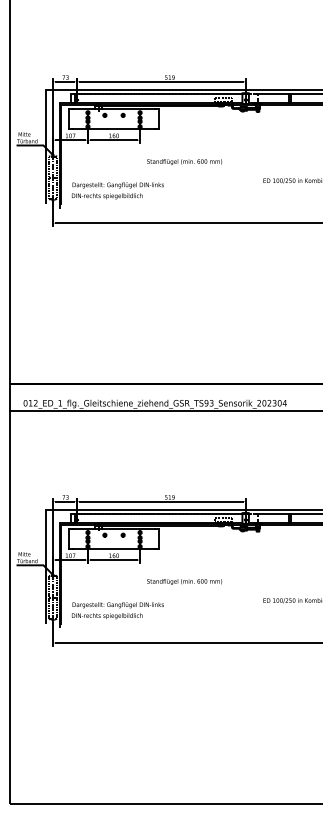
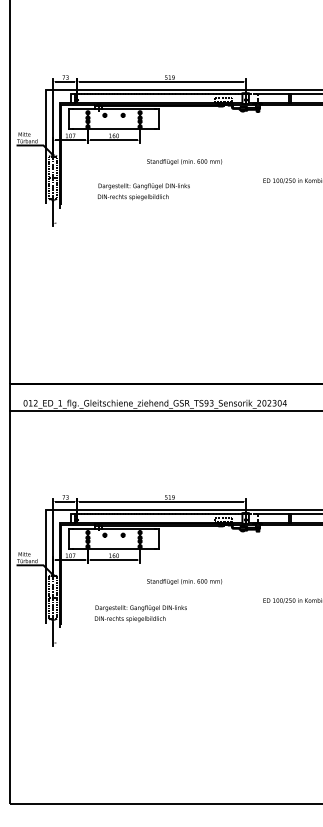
text position: (117, 190) -> (143, 191) (143, 191)
line: present -> none (187, 223)
text position: (117, 610) -> (140, 613) (140, 613)
line: present -> none (187, 643)
